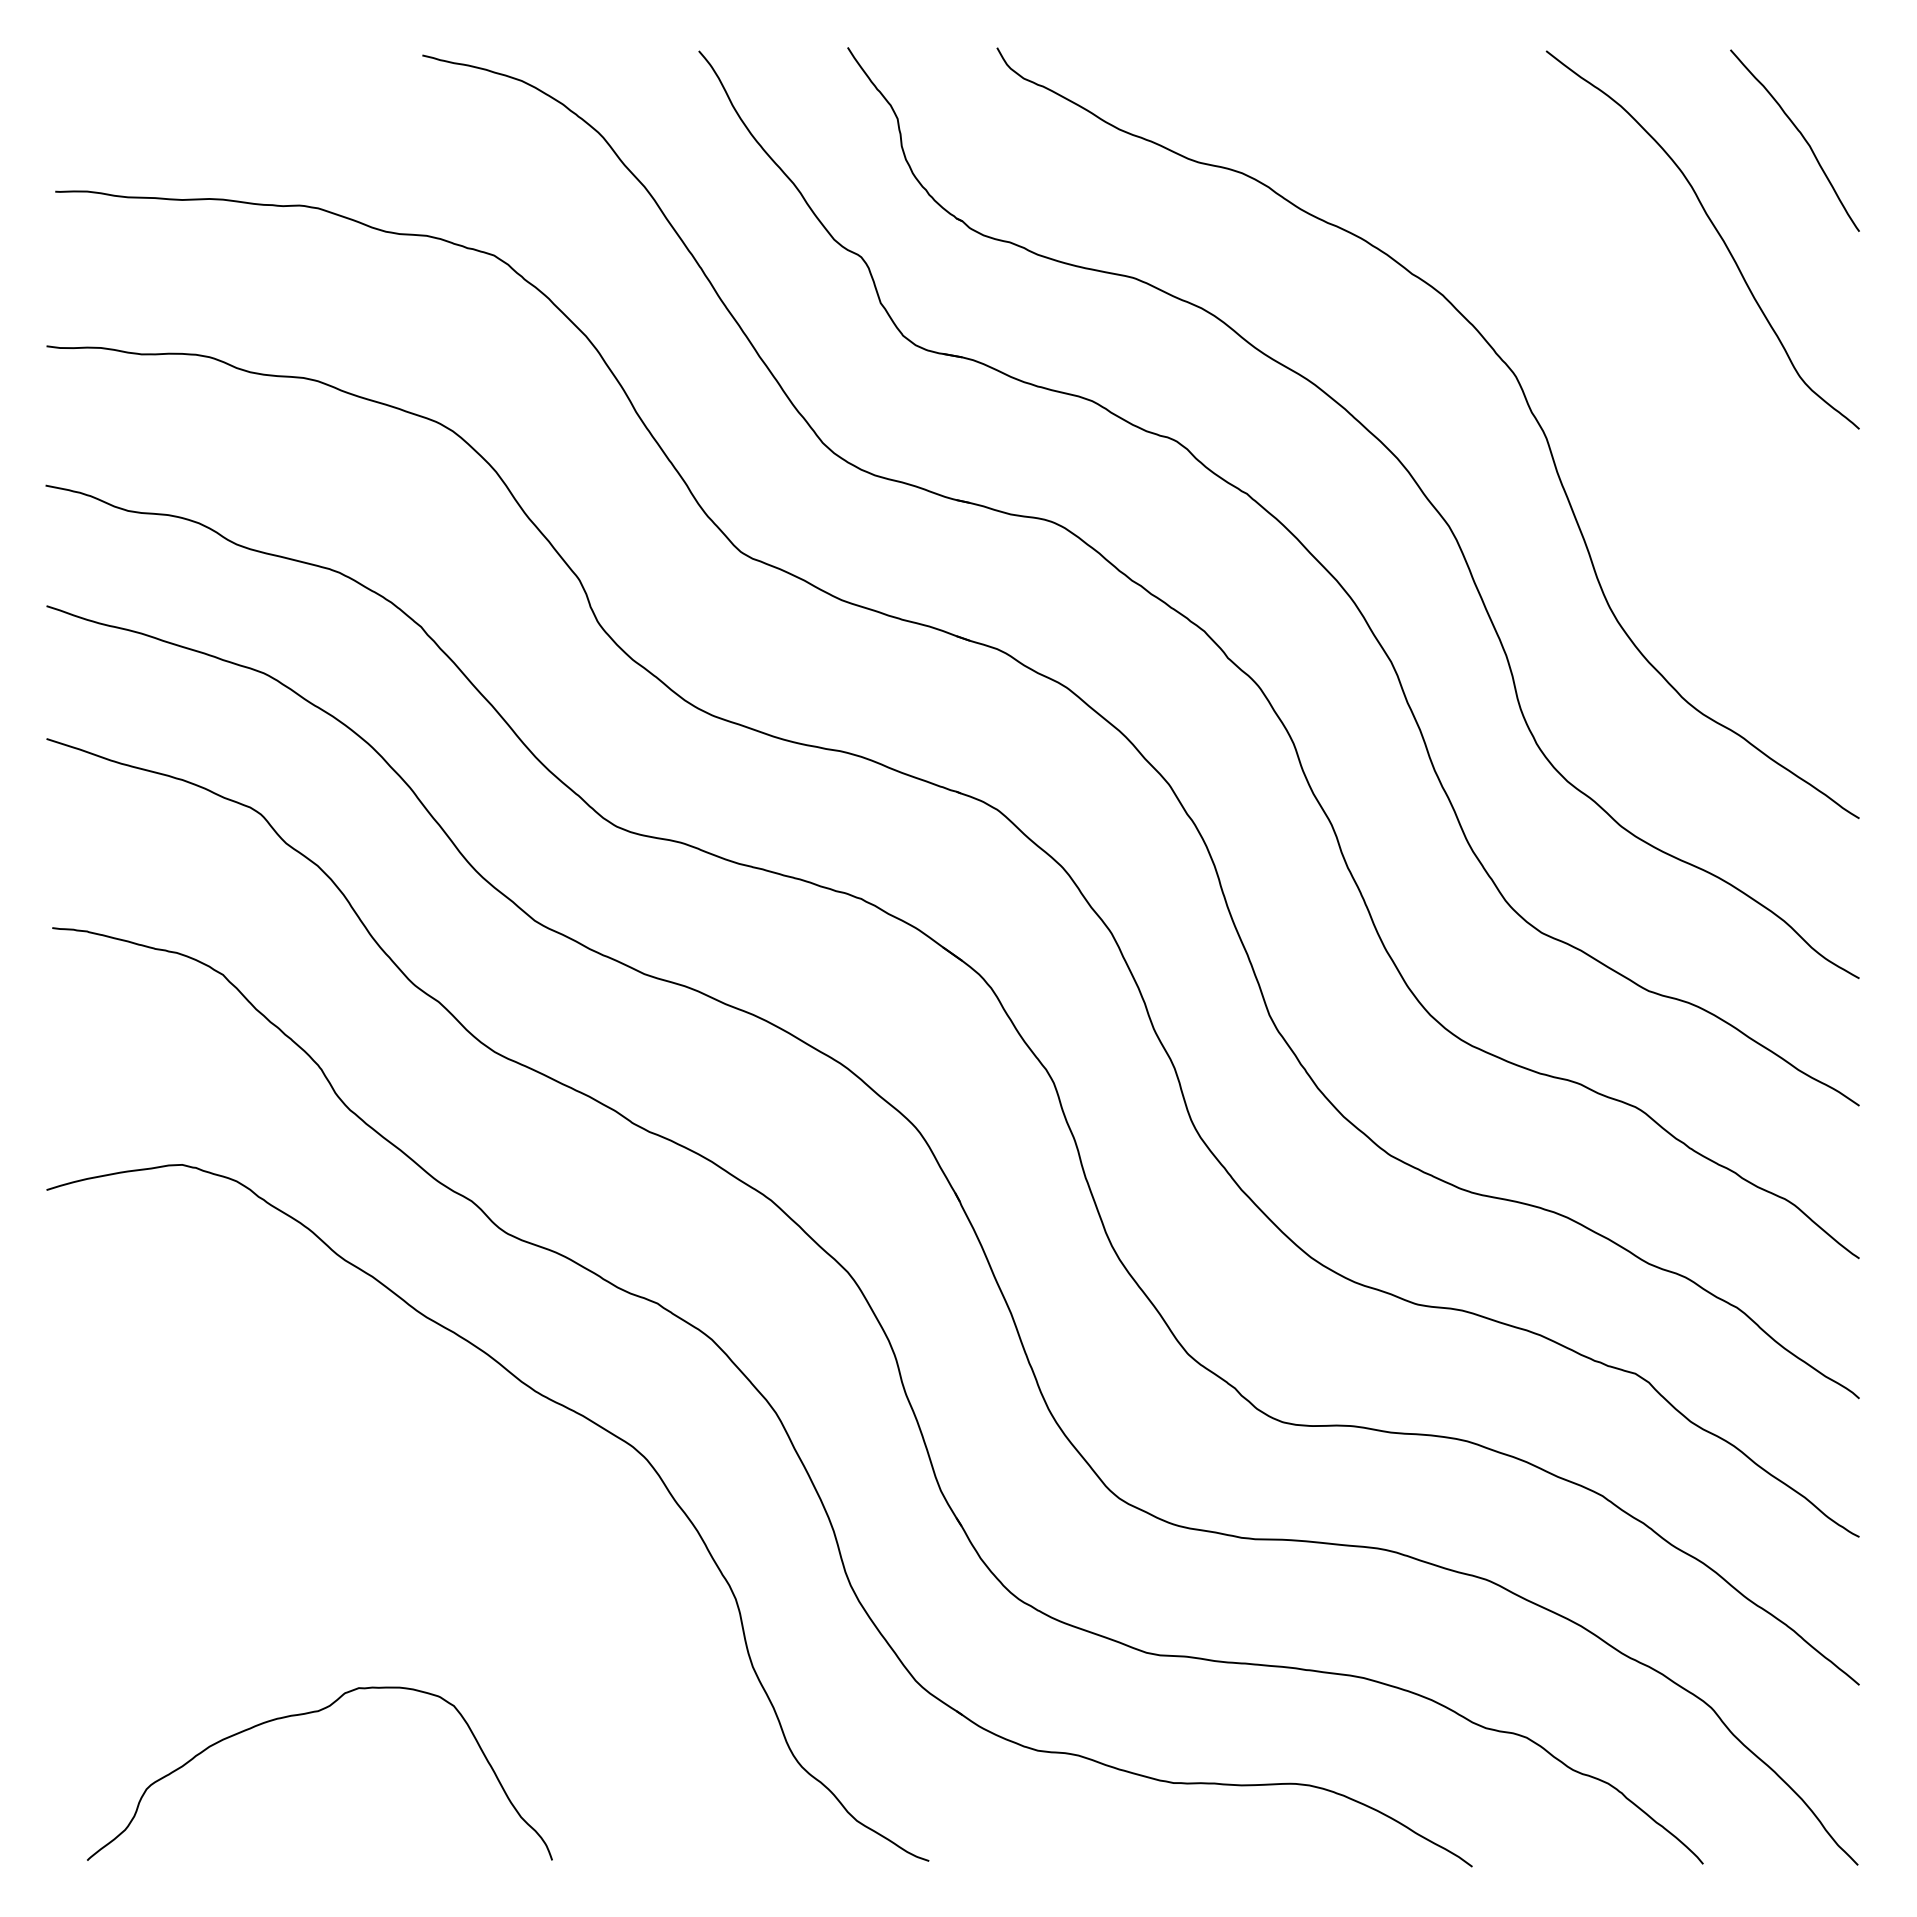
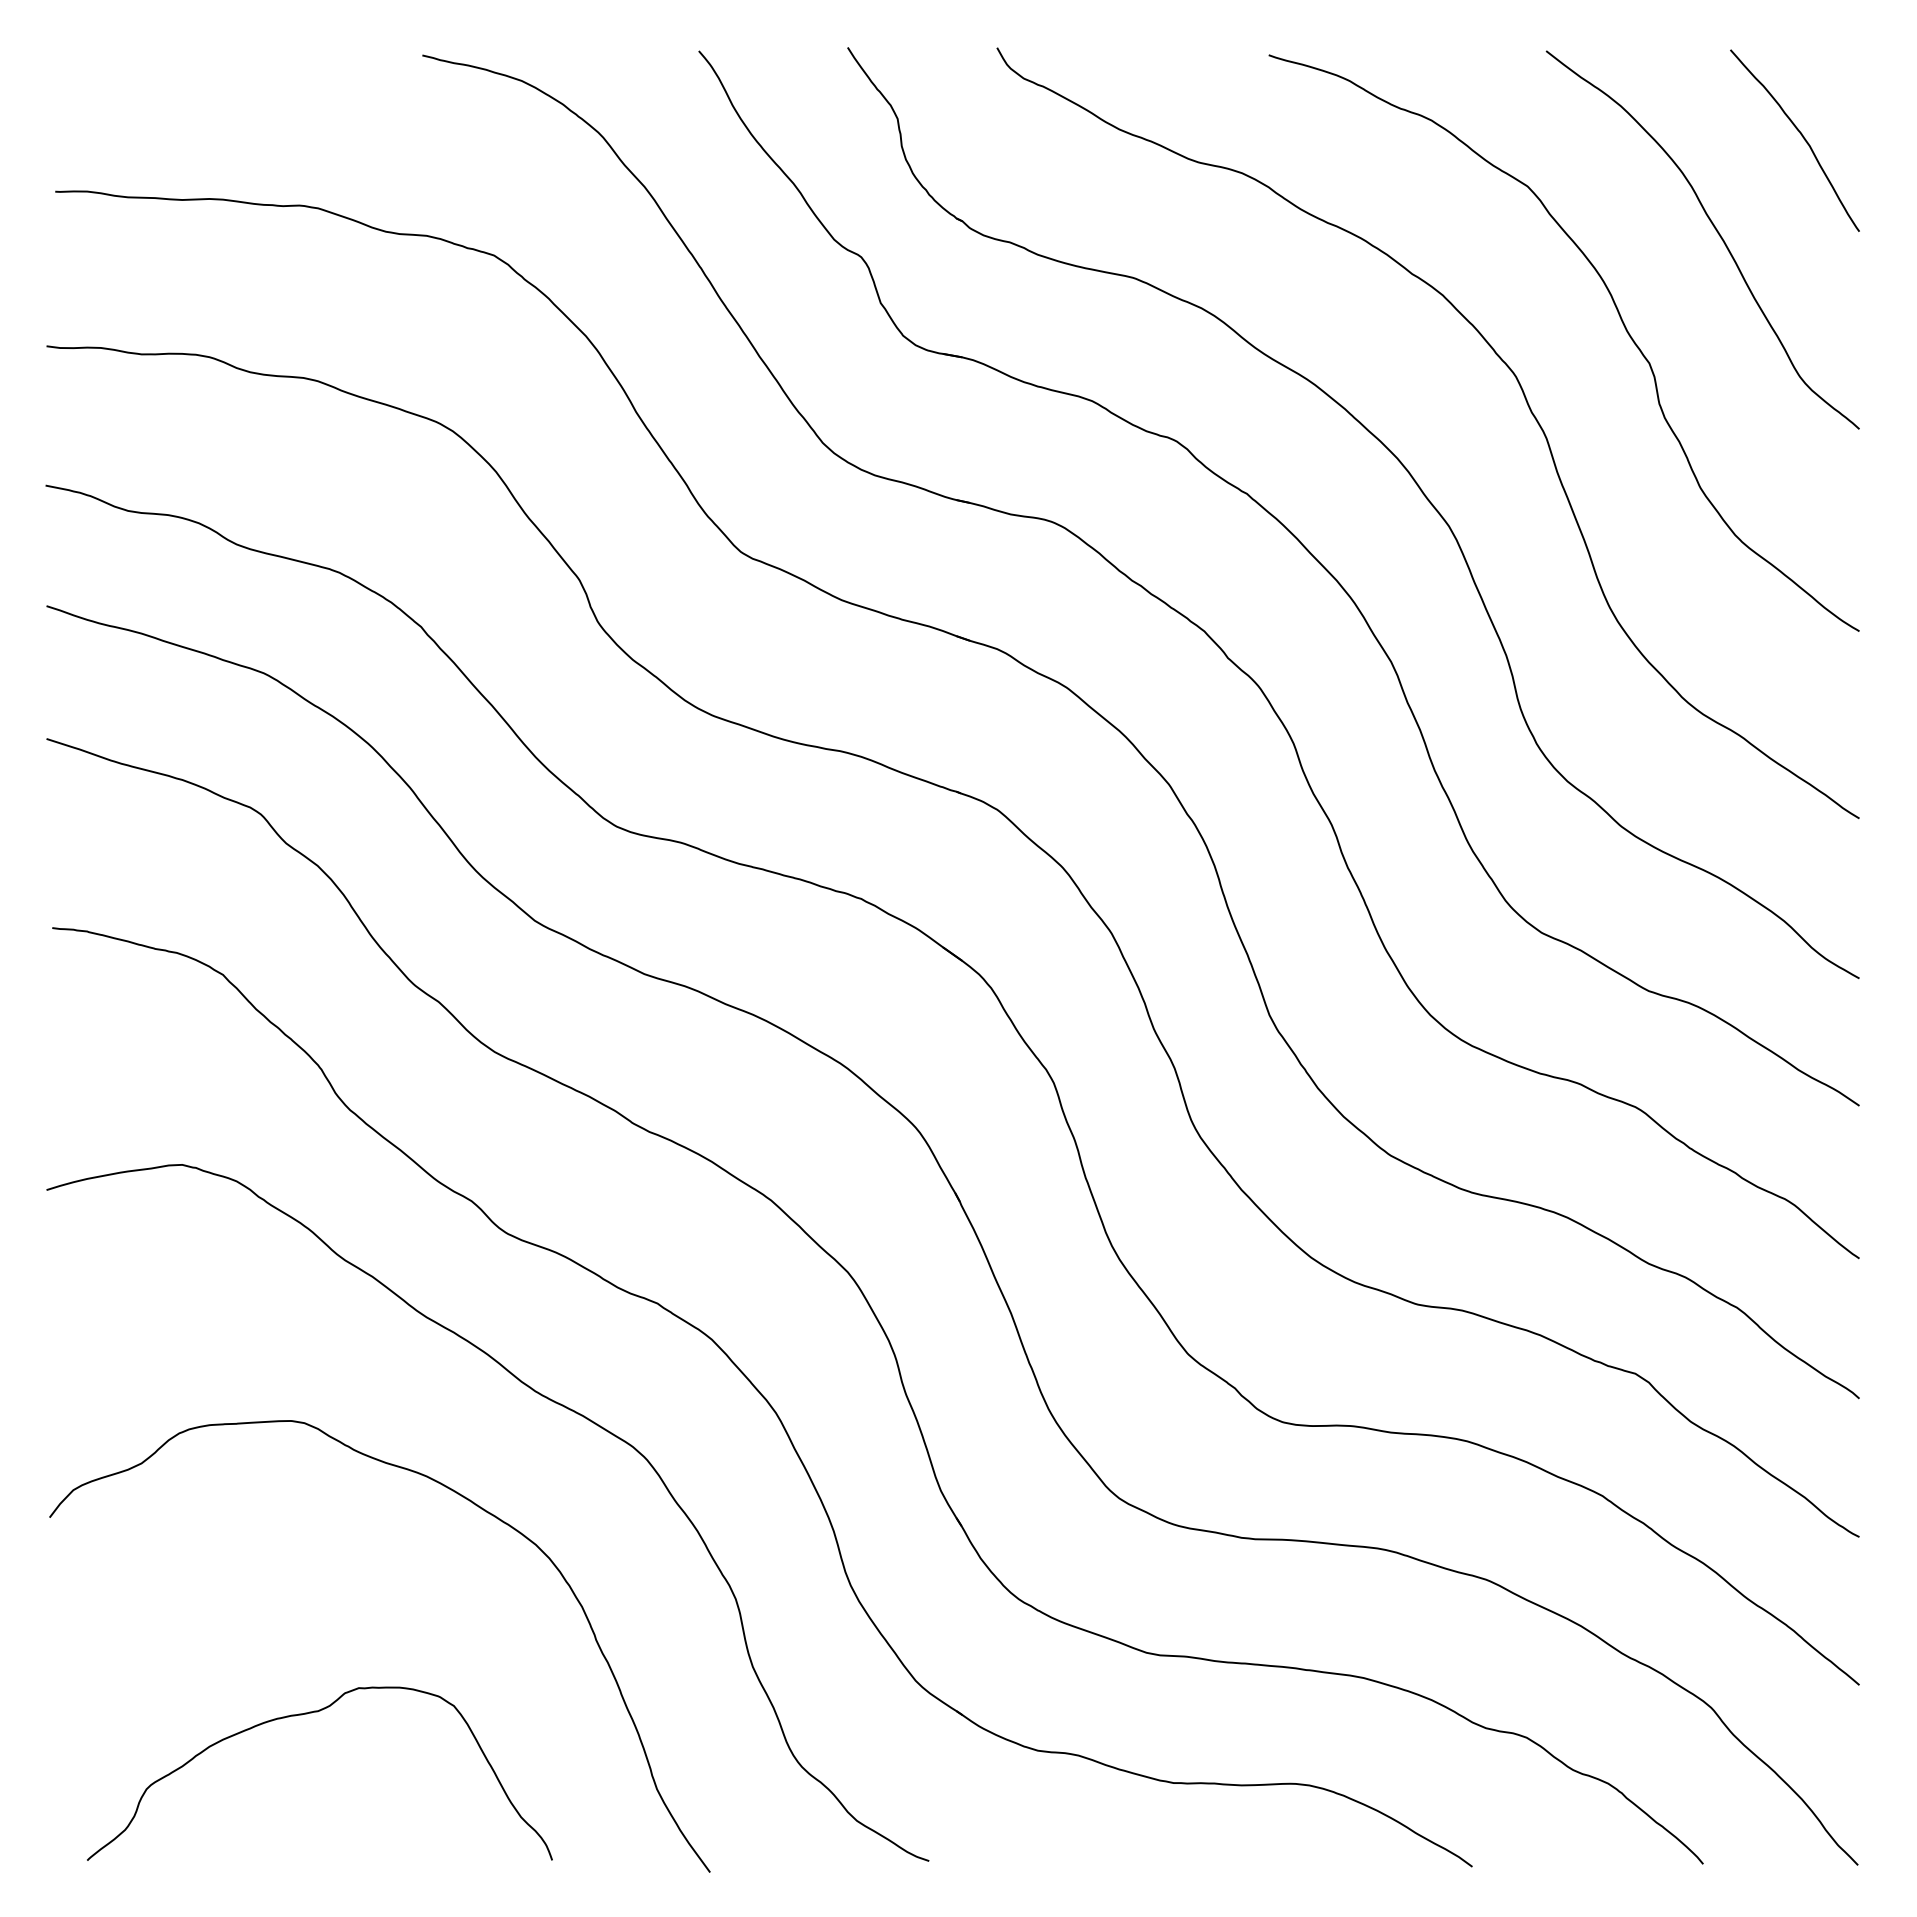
curve: none -> present (1619, 317)
curve: none -> present (473, 1504)
